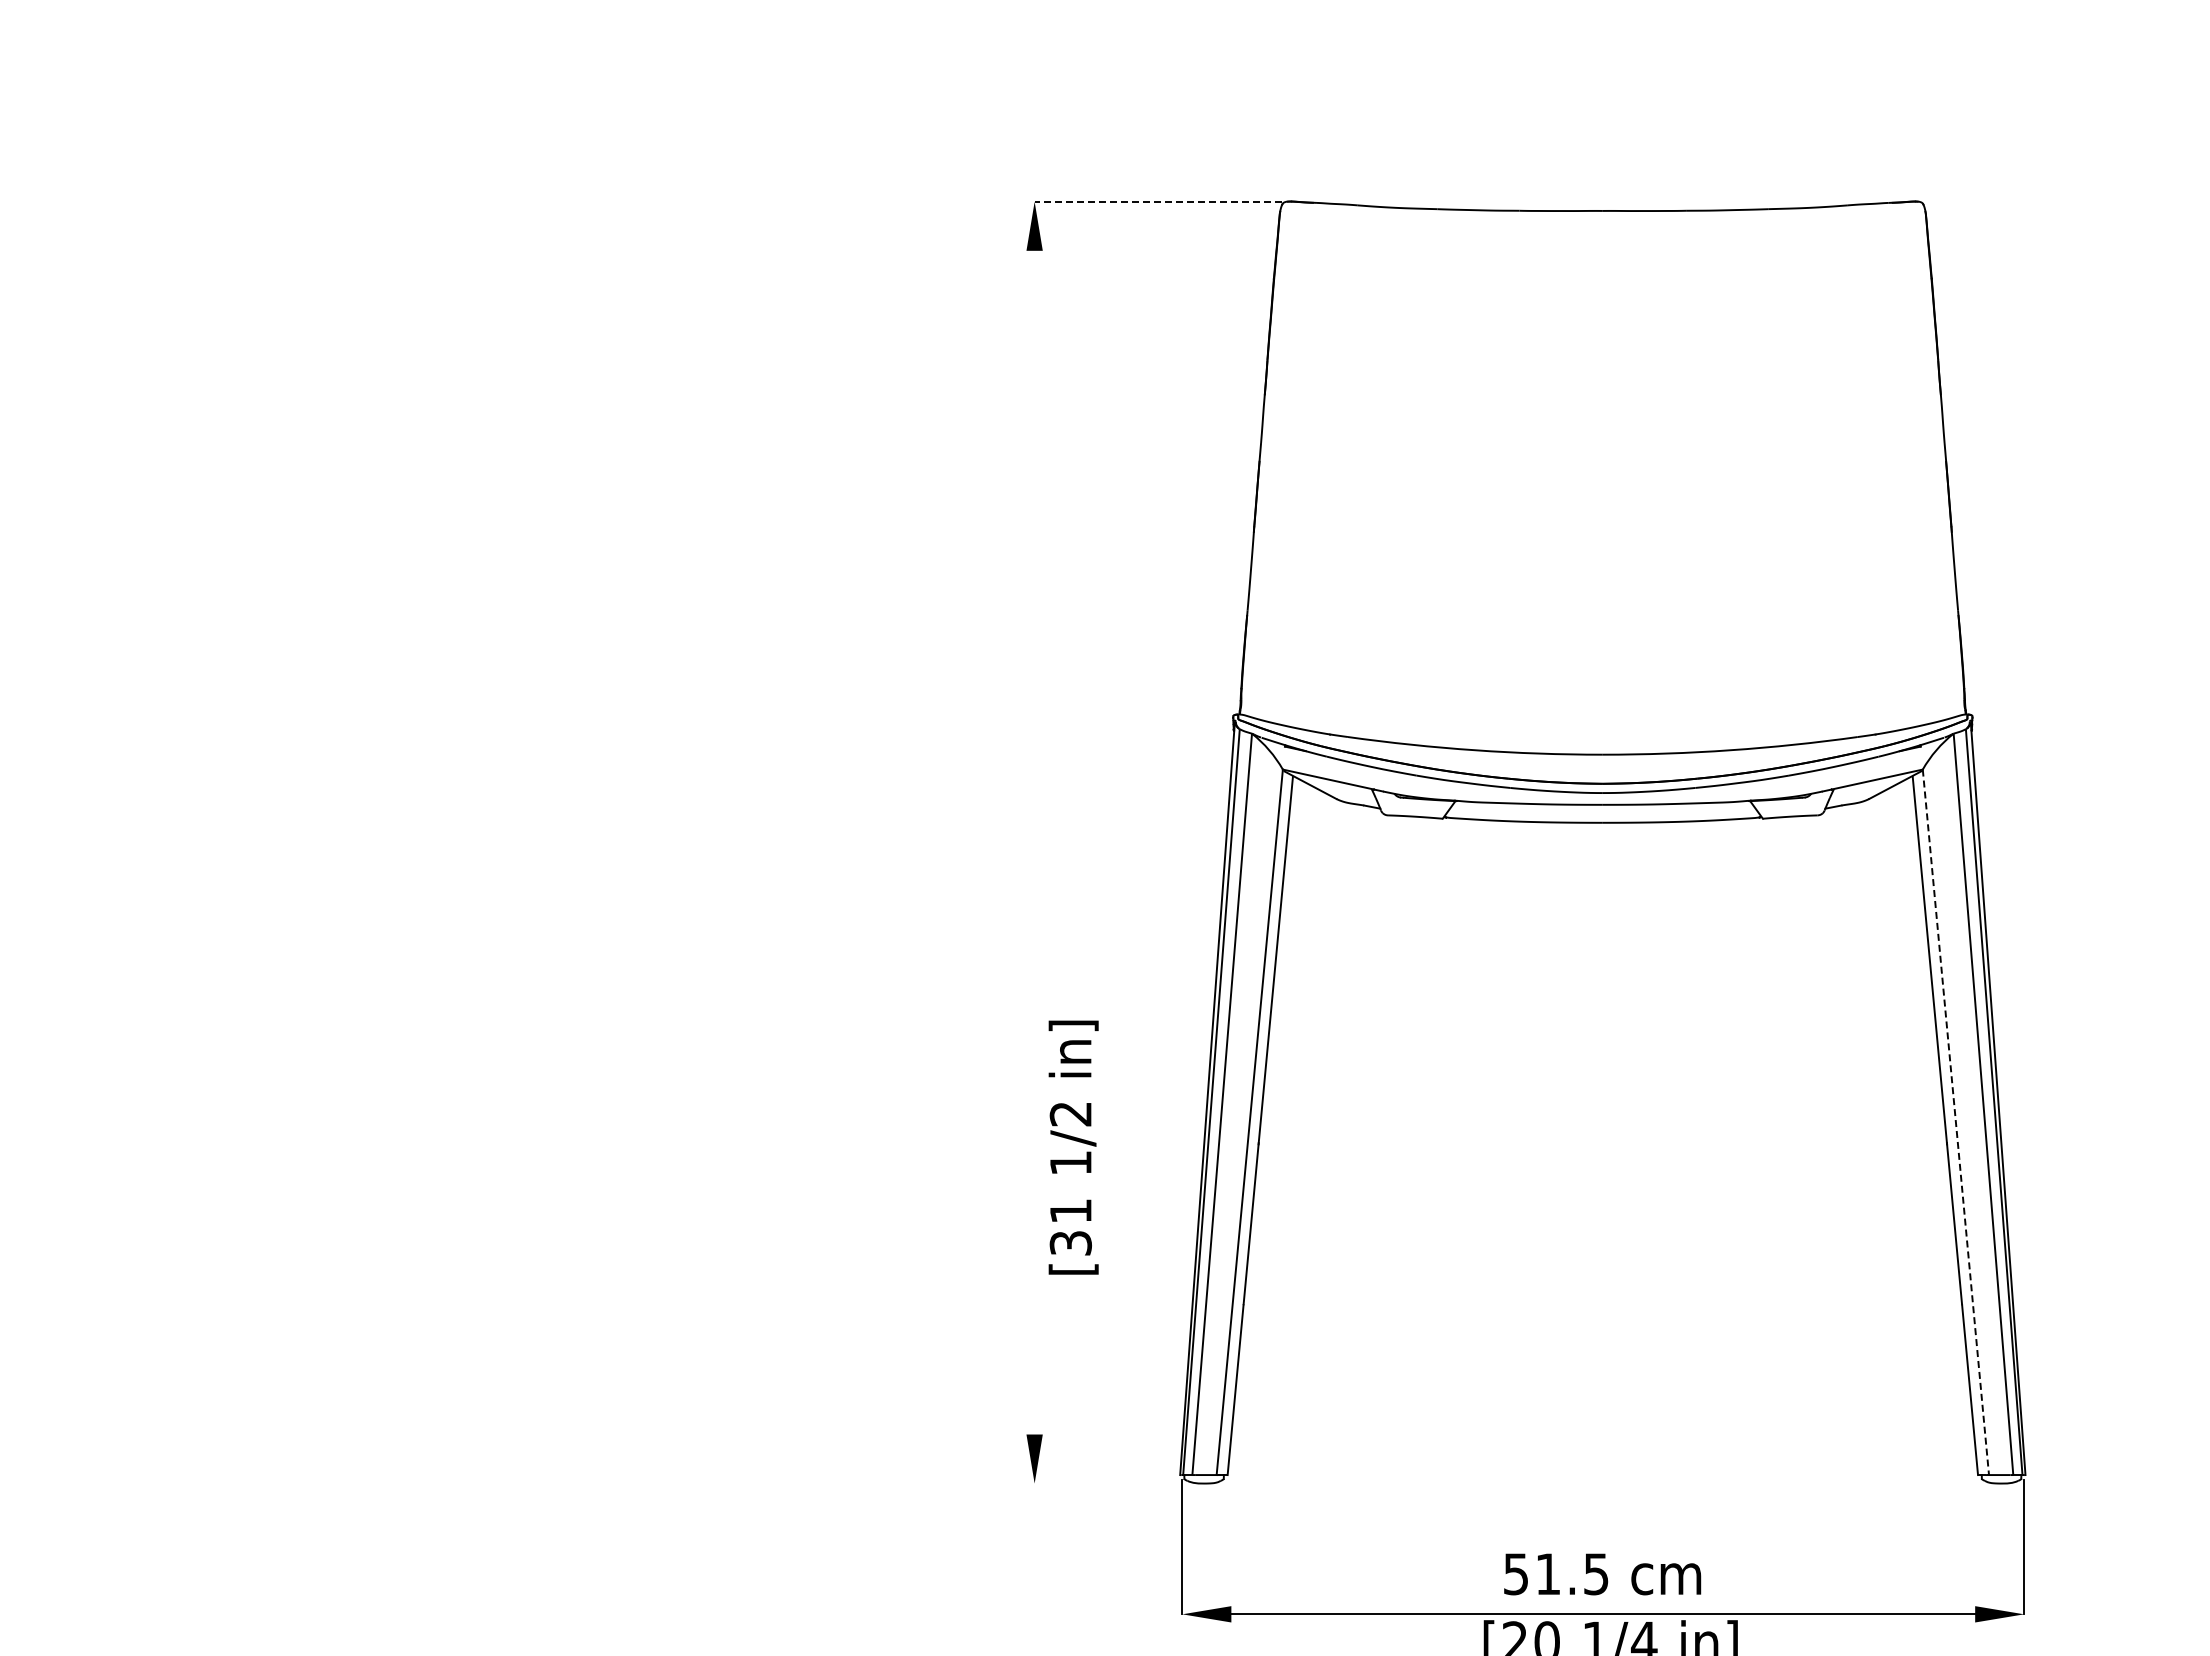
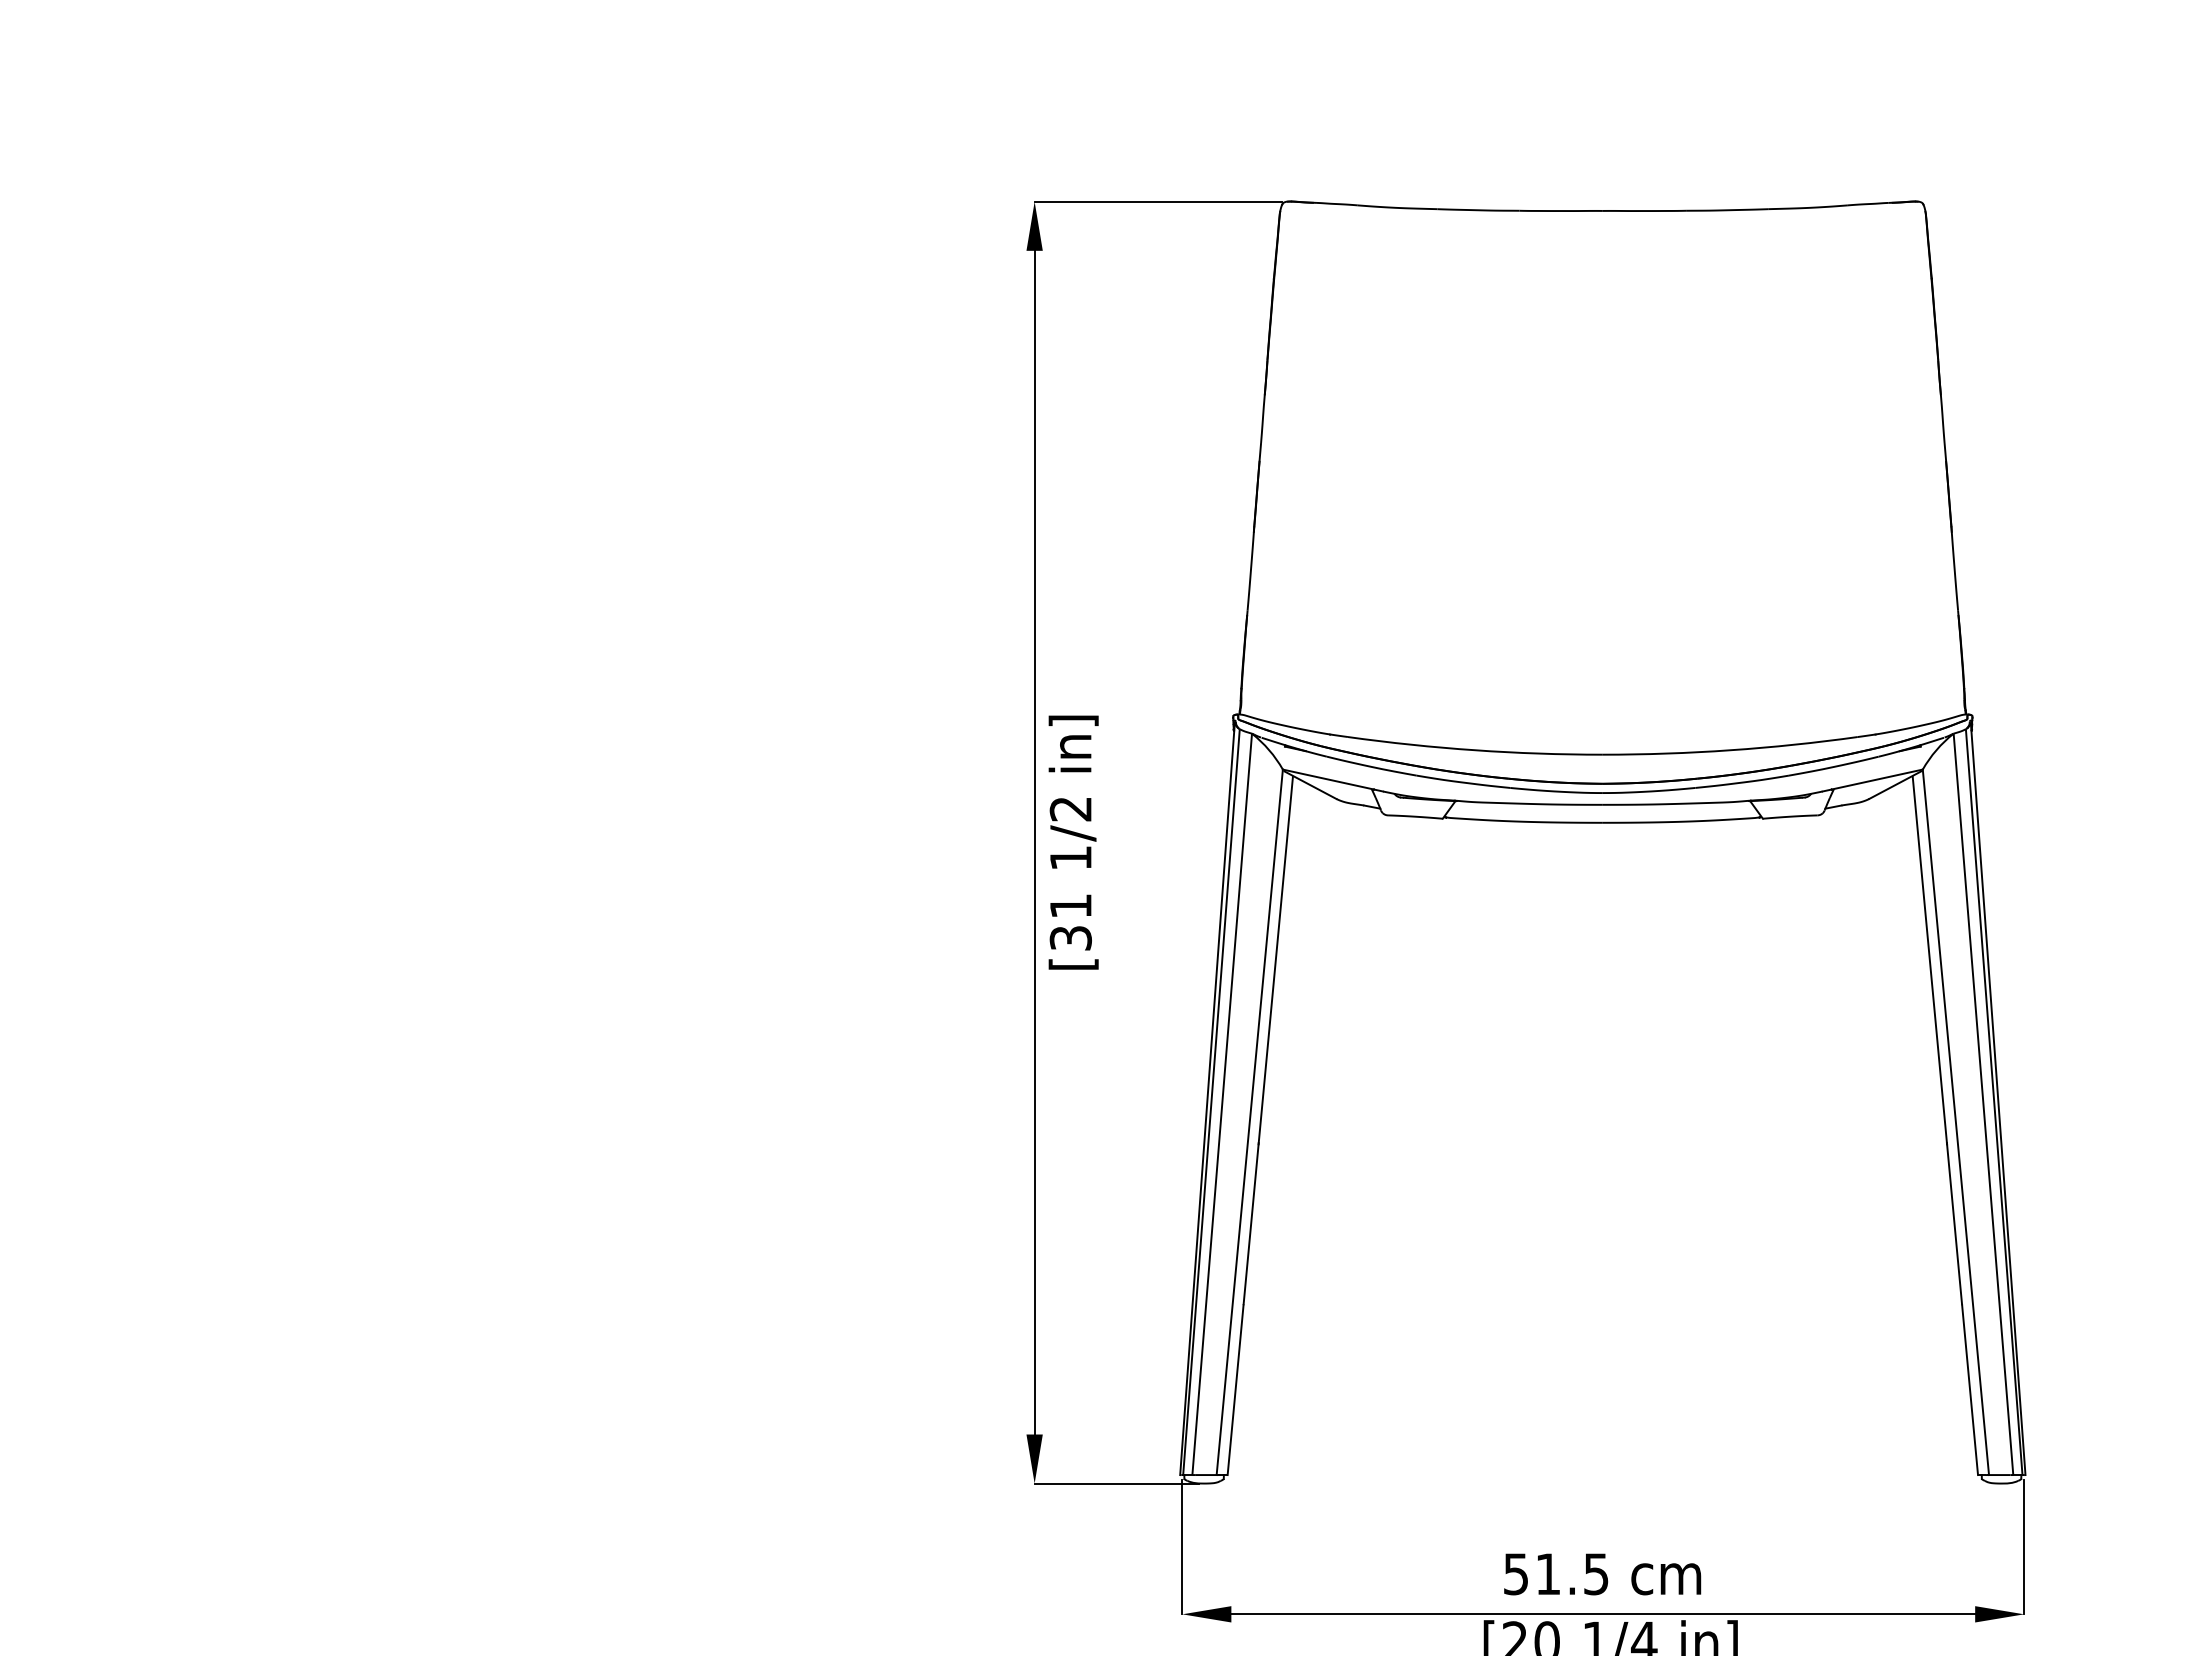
line: dashed -> solid (1158, 201)
line: none -> present (1034, 842)
line: dashed -> solid (1955, 1122)
text position: (1073, 1147) -> (1073, 842) (1073, 842)
line: none -> present (1116, 1483)
